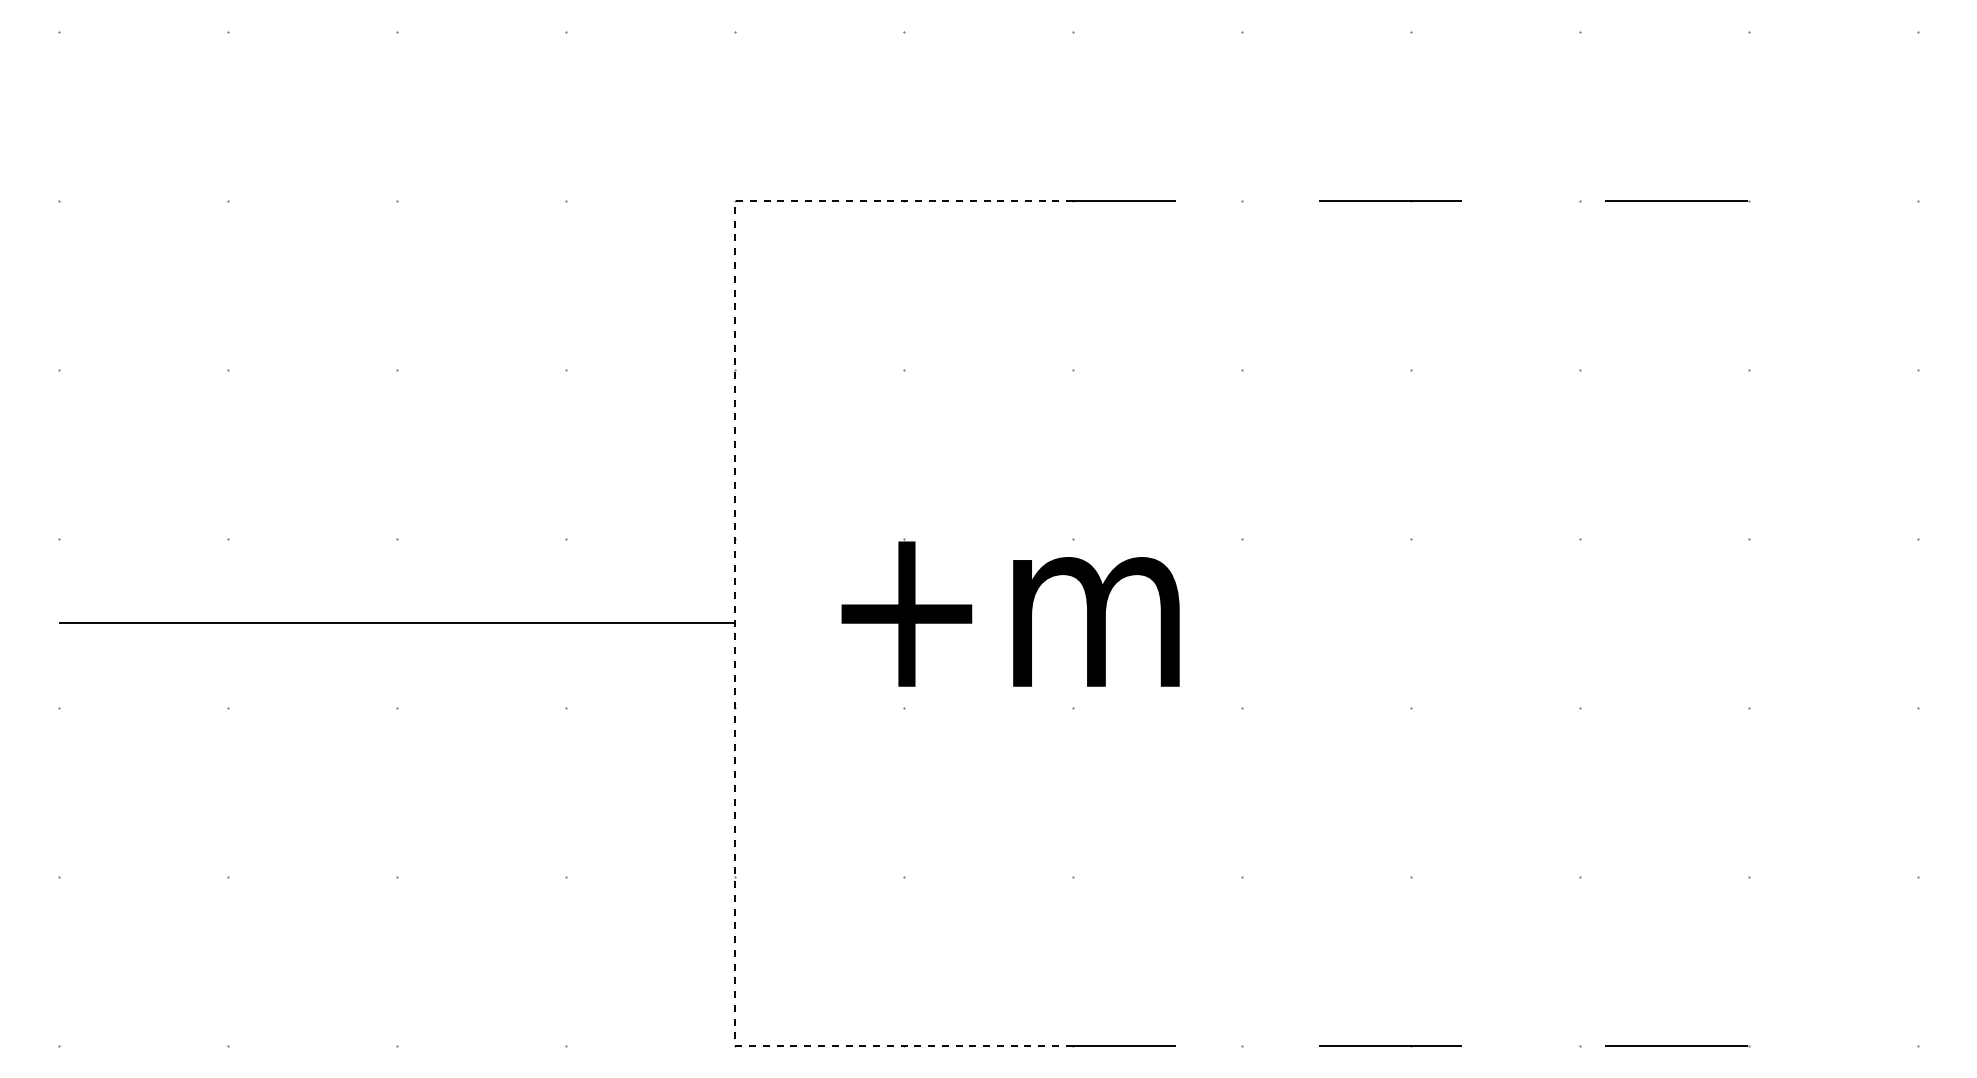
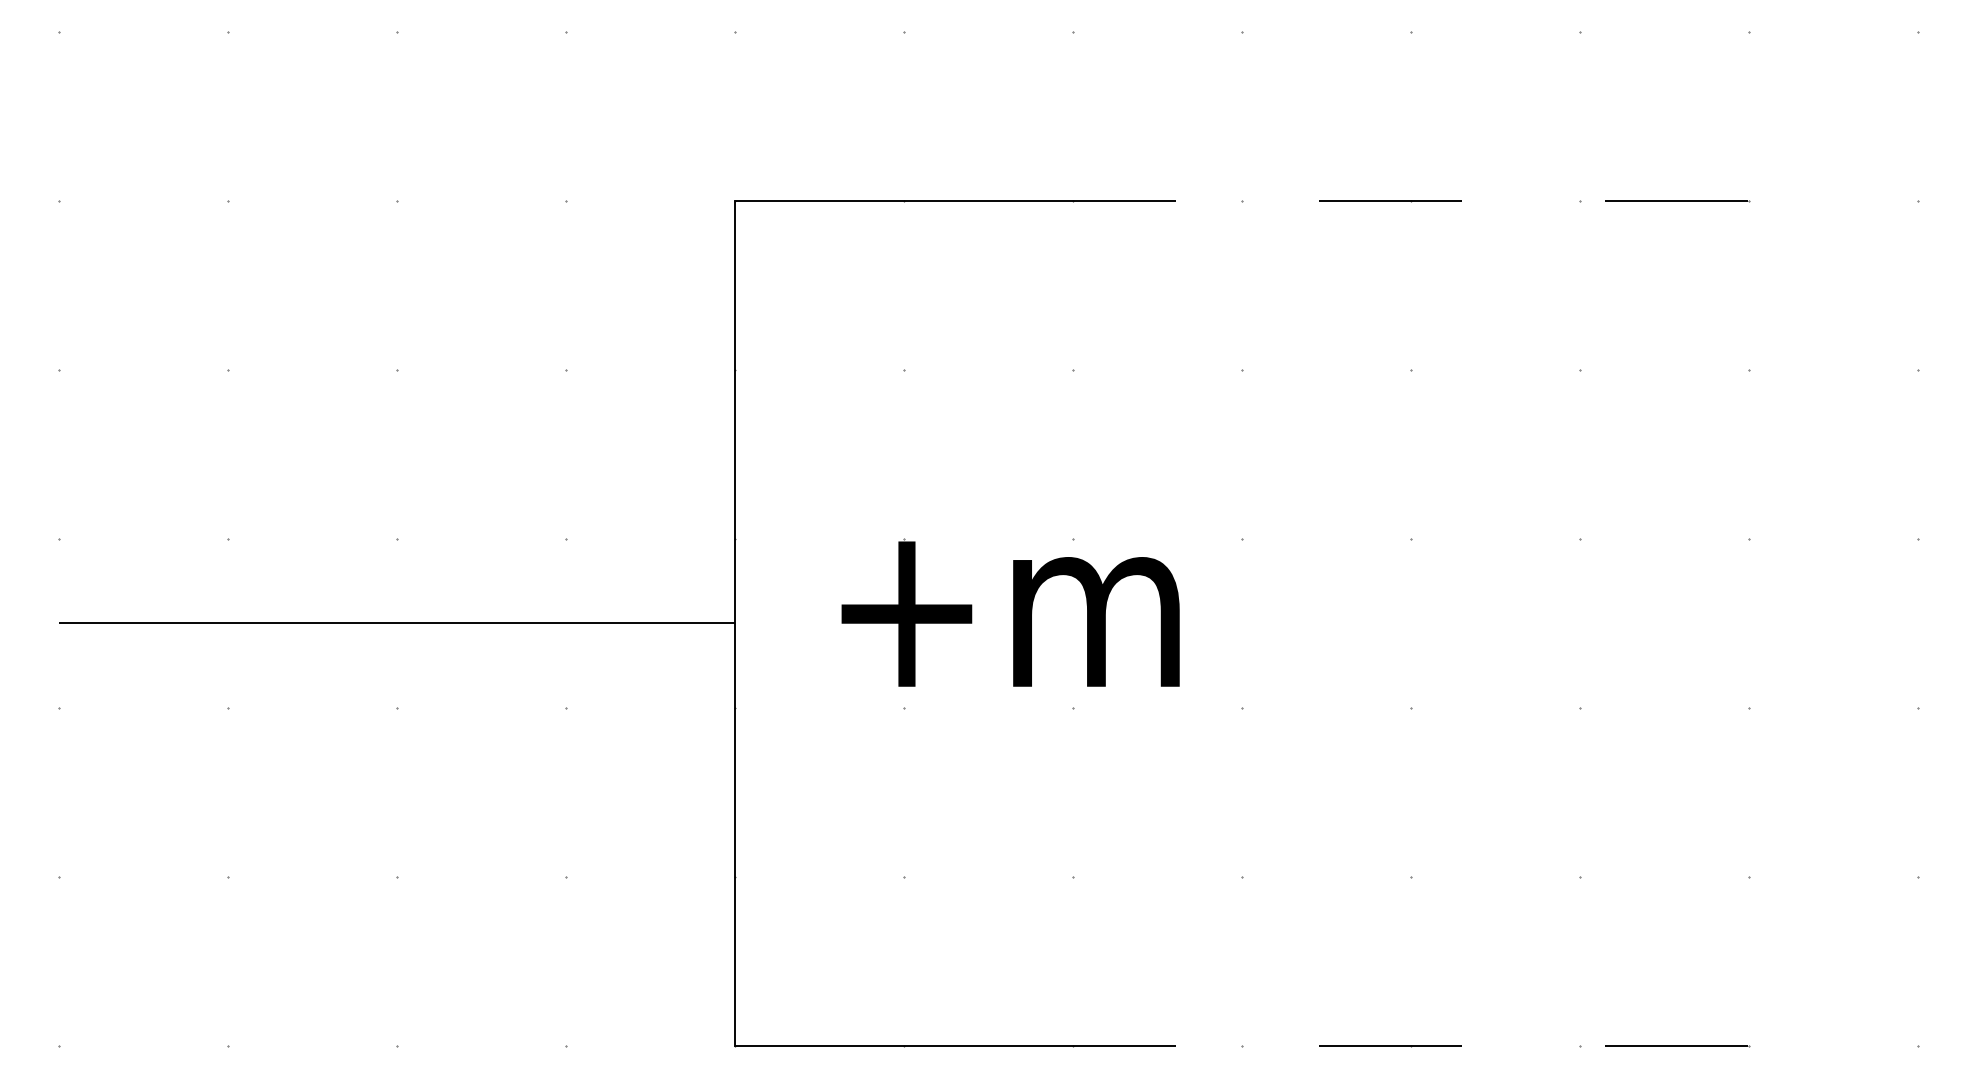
line: dashed -> solid (735, 622)
